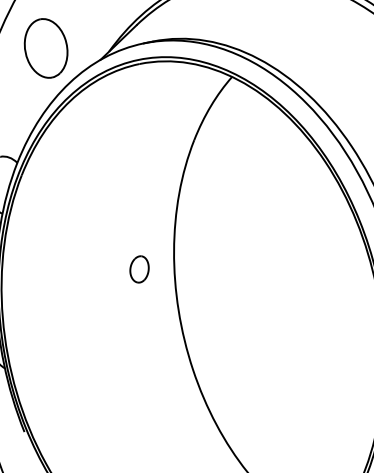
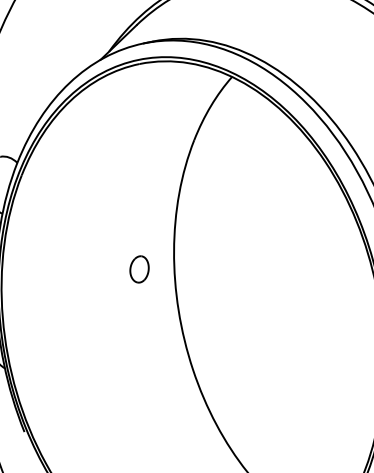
part: present -> none (45, 48)
